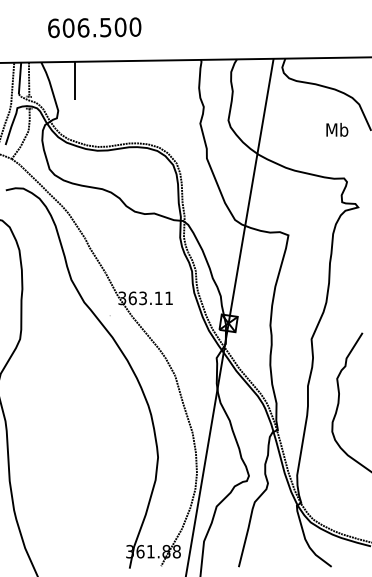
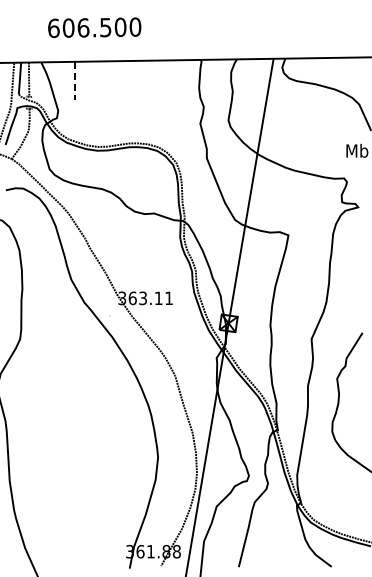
line: solid -> dashed (75, 80)
text position: (337, 129) -> (357, 150) (357, 150)
